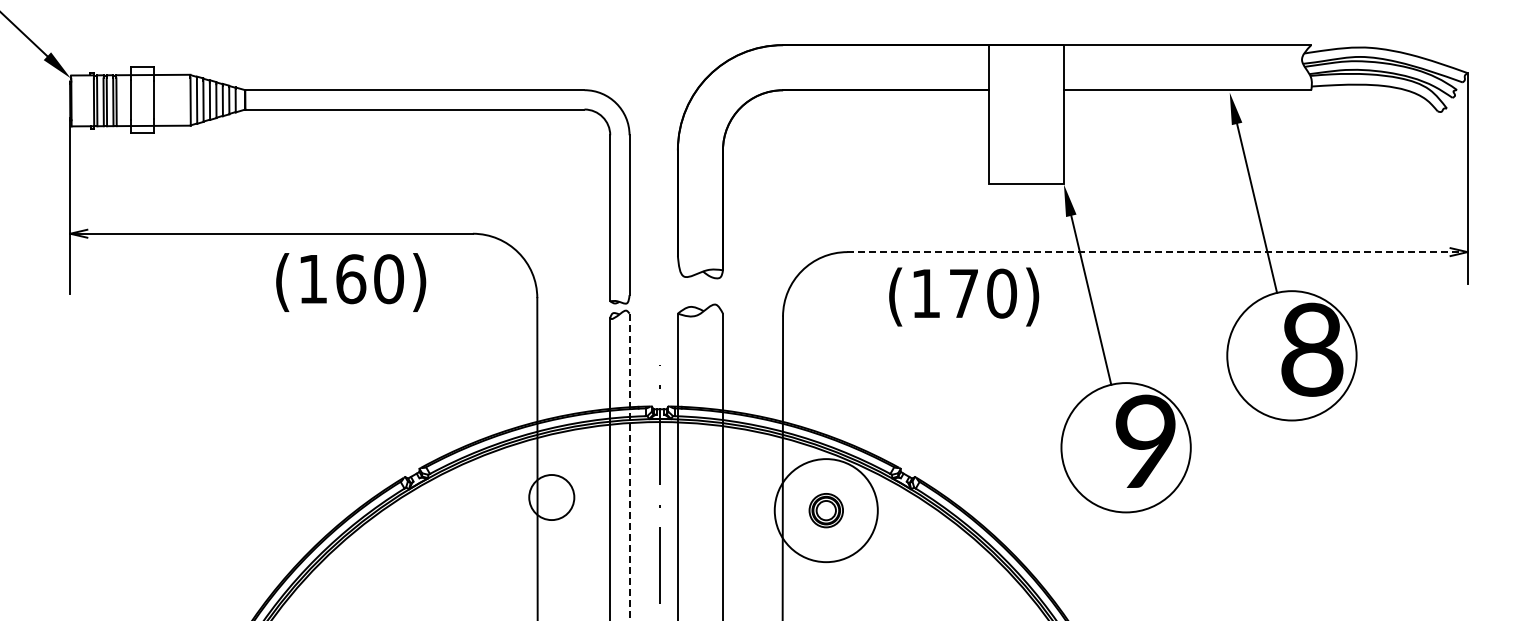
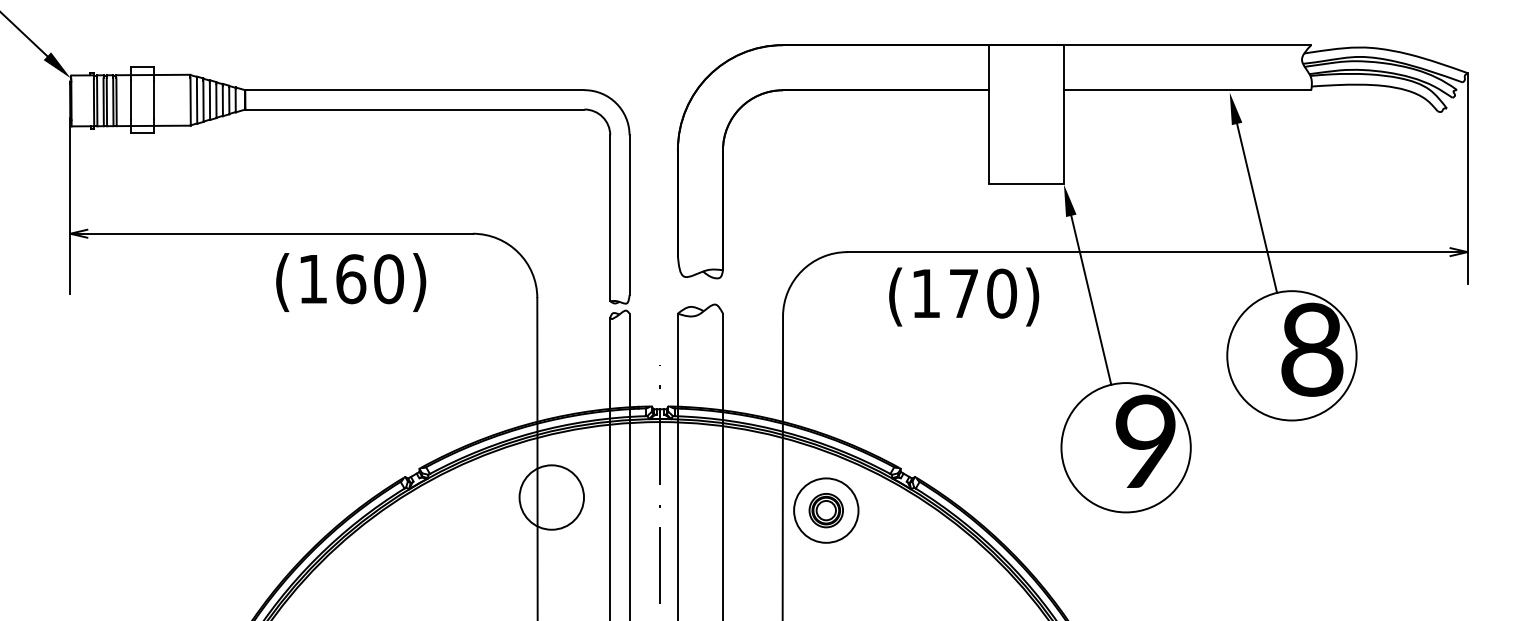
line: dashed -> solid (1158, 252)
line: dashed -> solid (629, 467)
circle diameter: 45 px -> 64 px (551, 497)
circle diameter: 103 px -> 64 px (826, 510)
